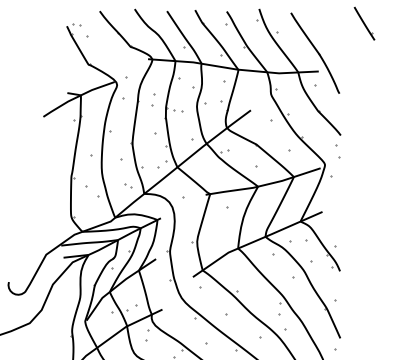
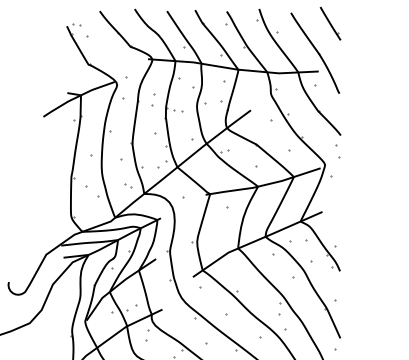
part position: (364, 23) -> (330, 23) (330, 23)
